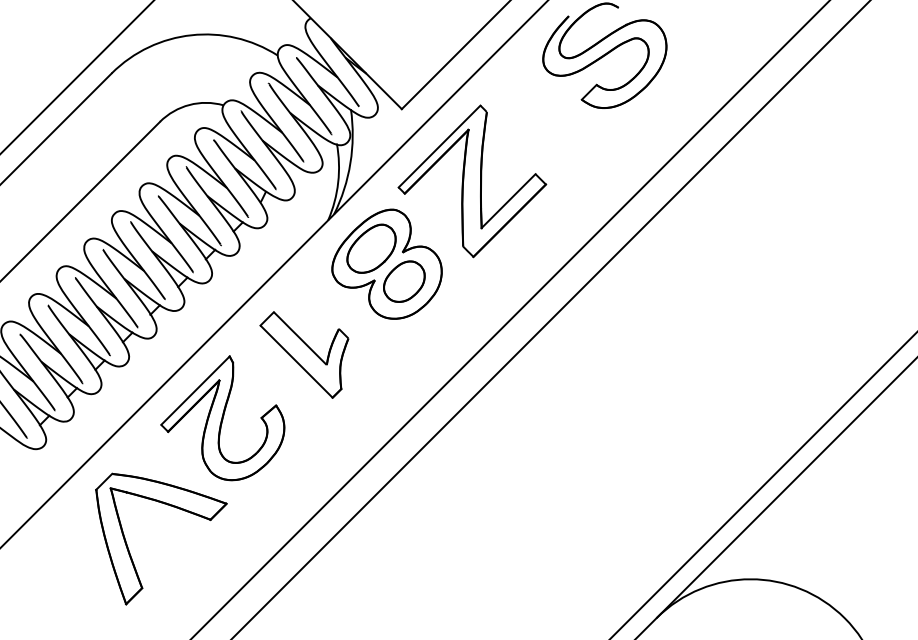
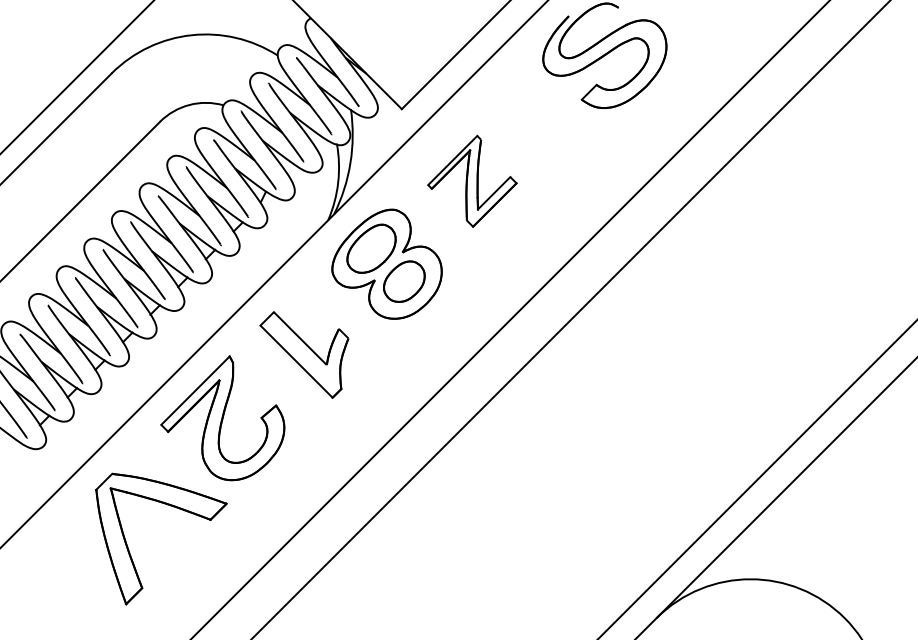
part size: 151x155 px -> 91x94 px (472, 180)
line position: (551, 319) -> (570, 319) (570, 319)
line position: (763, 485) -> (757, 479) (757, 479)
